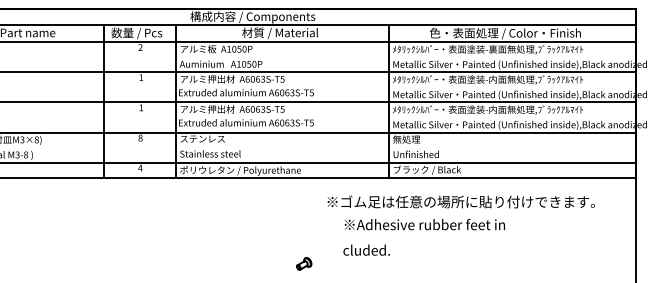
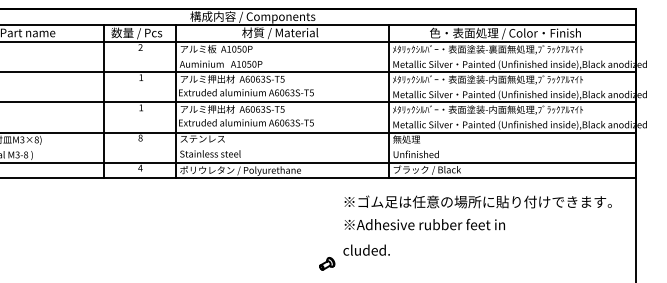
text position: (460, 201) -> (477, 201) (477, 201)
part position: (304, 263) -> (327, 263) (327, 263)
